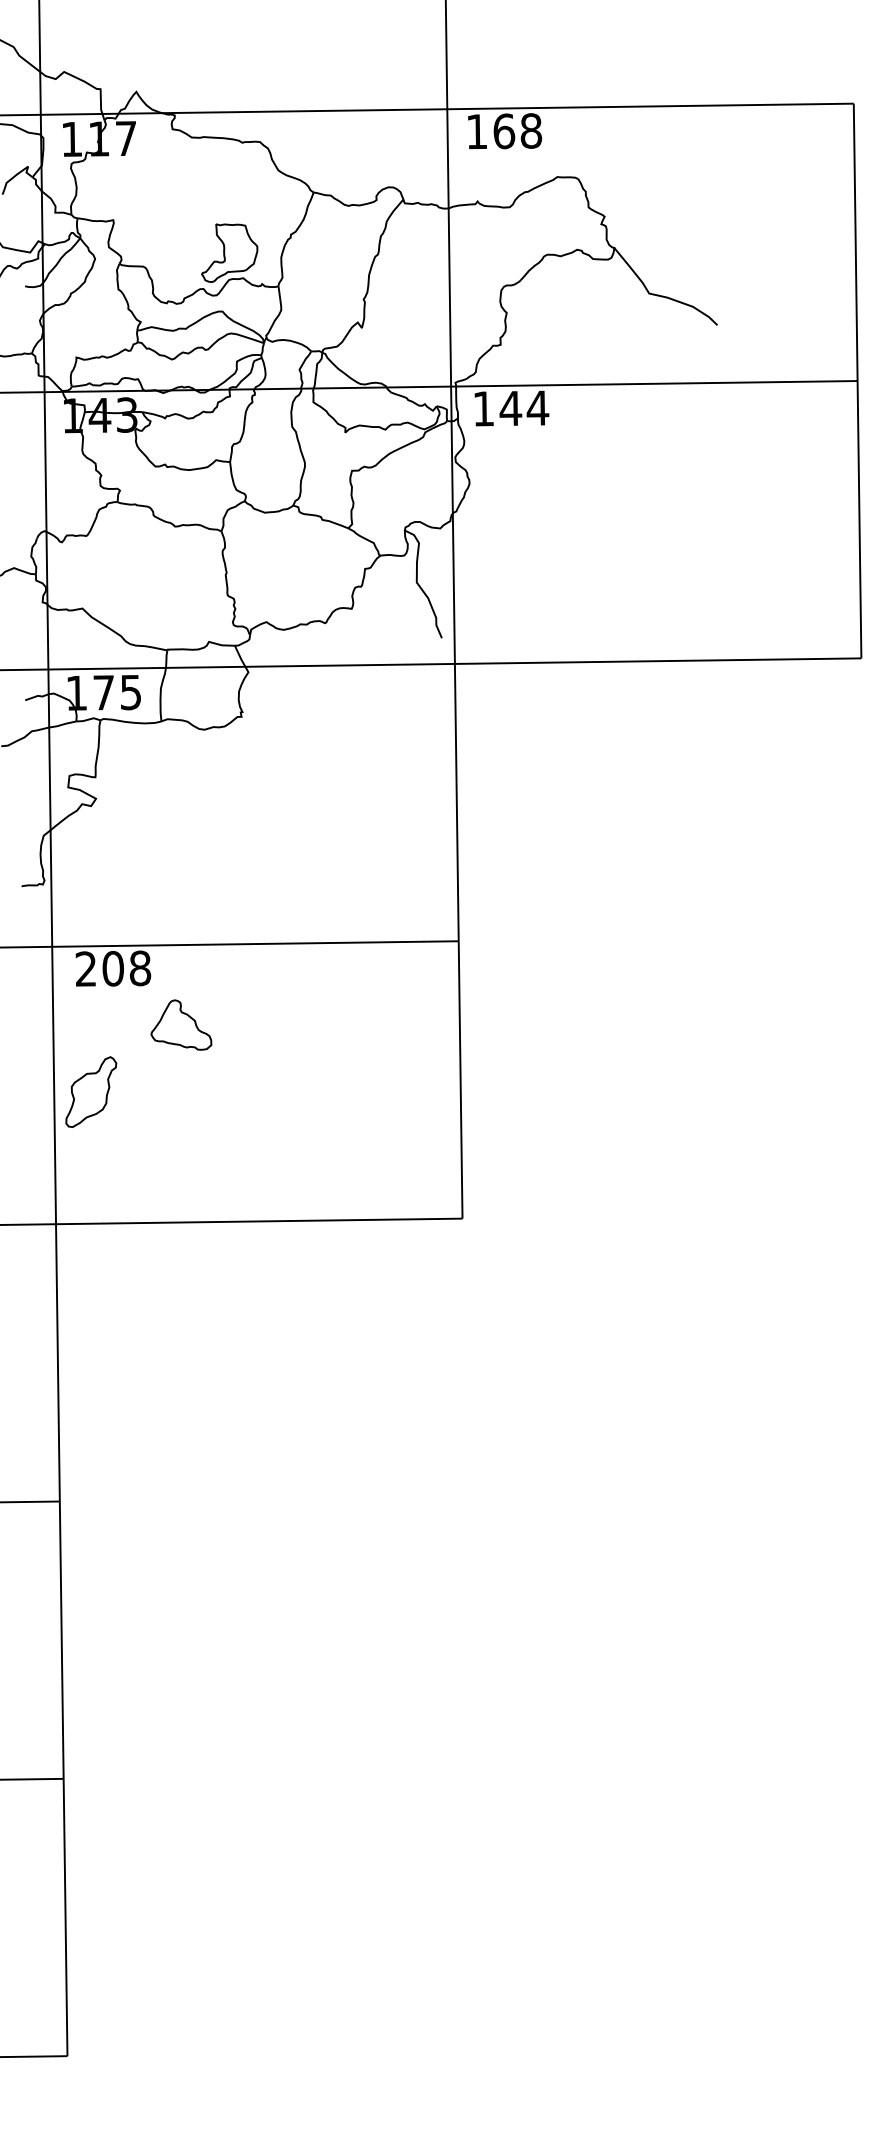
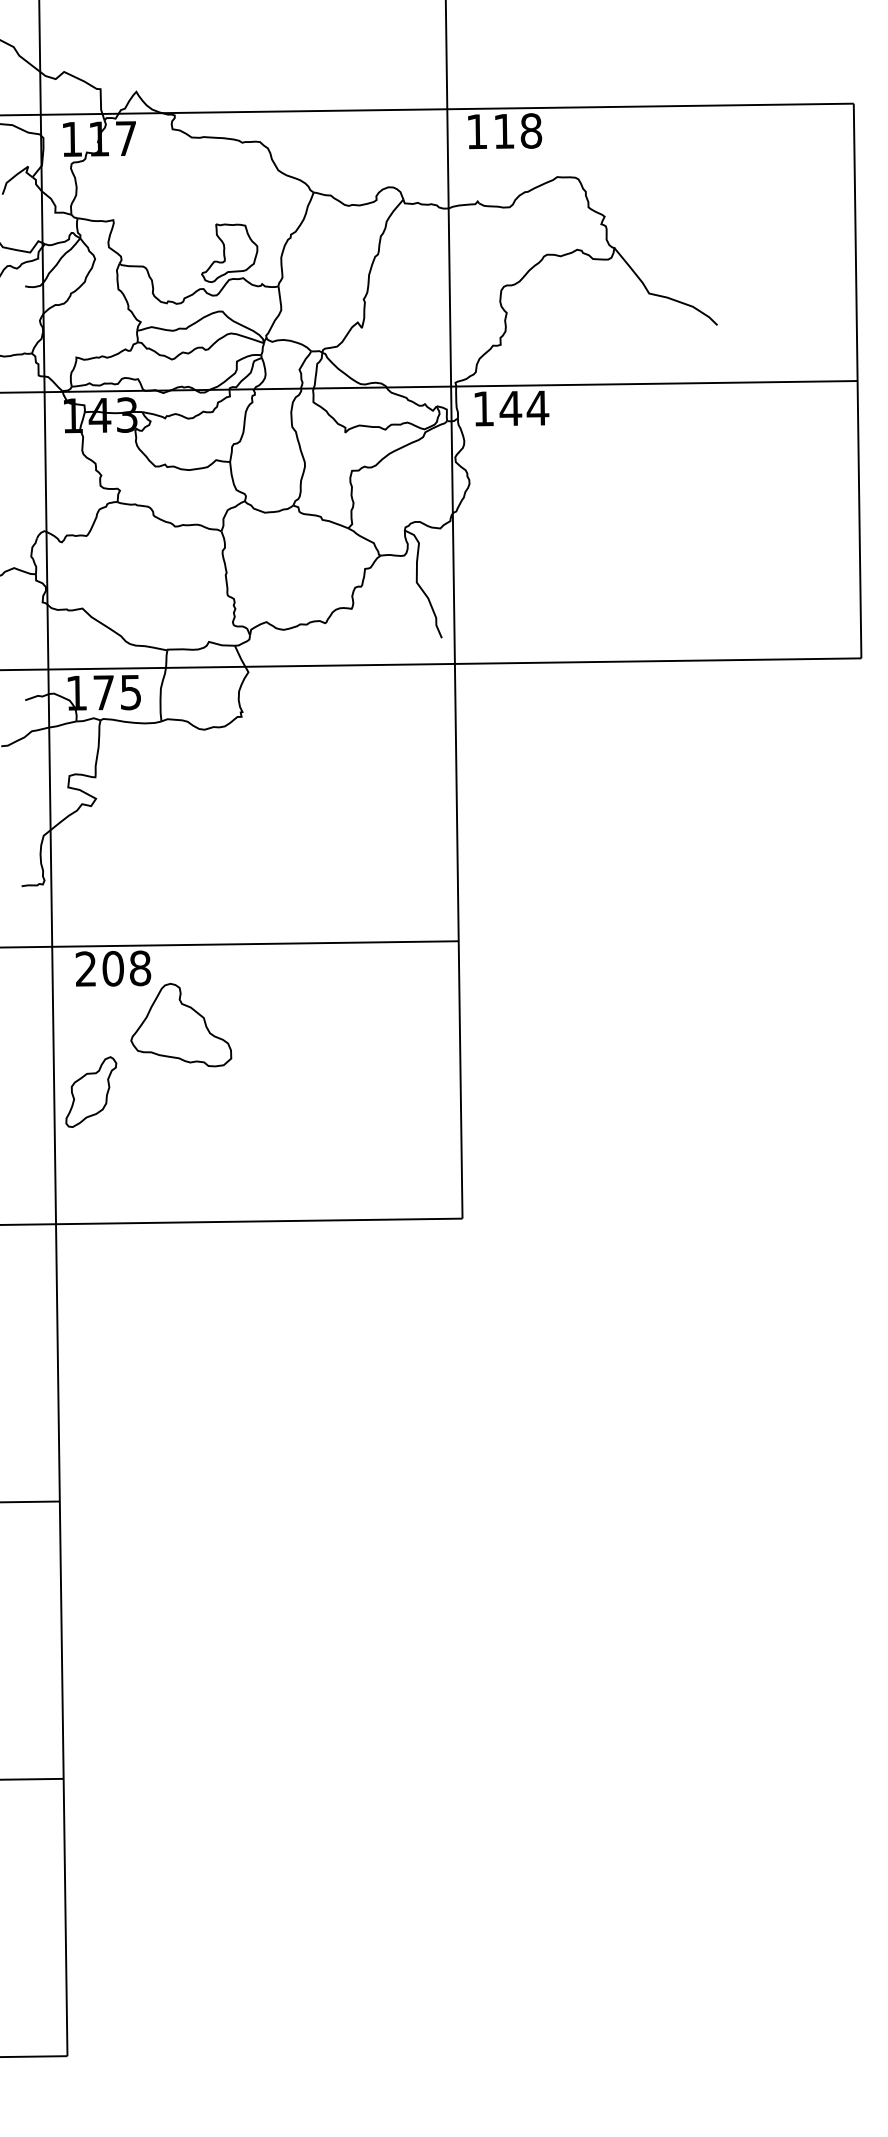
text: 168 -> 118 (504, 131)
part size: 63x52 px -> 103x86 px (181, 1024)
